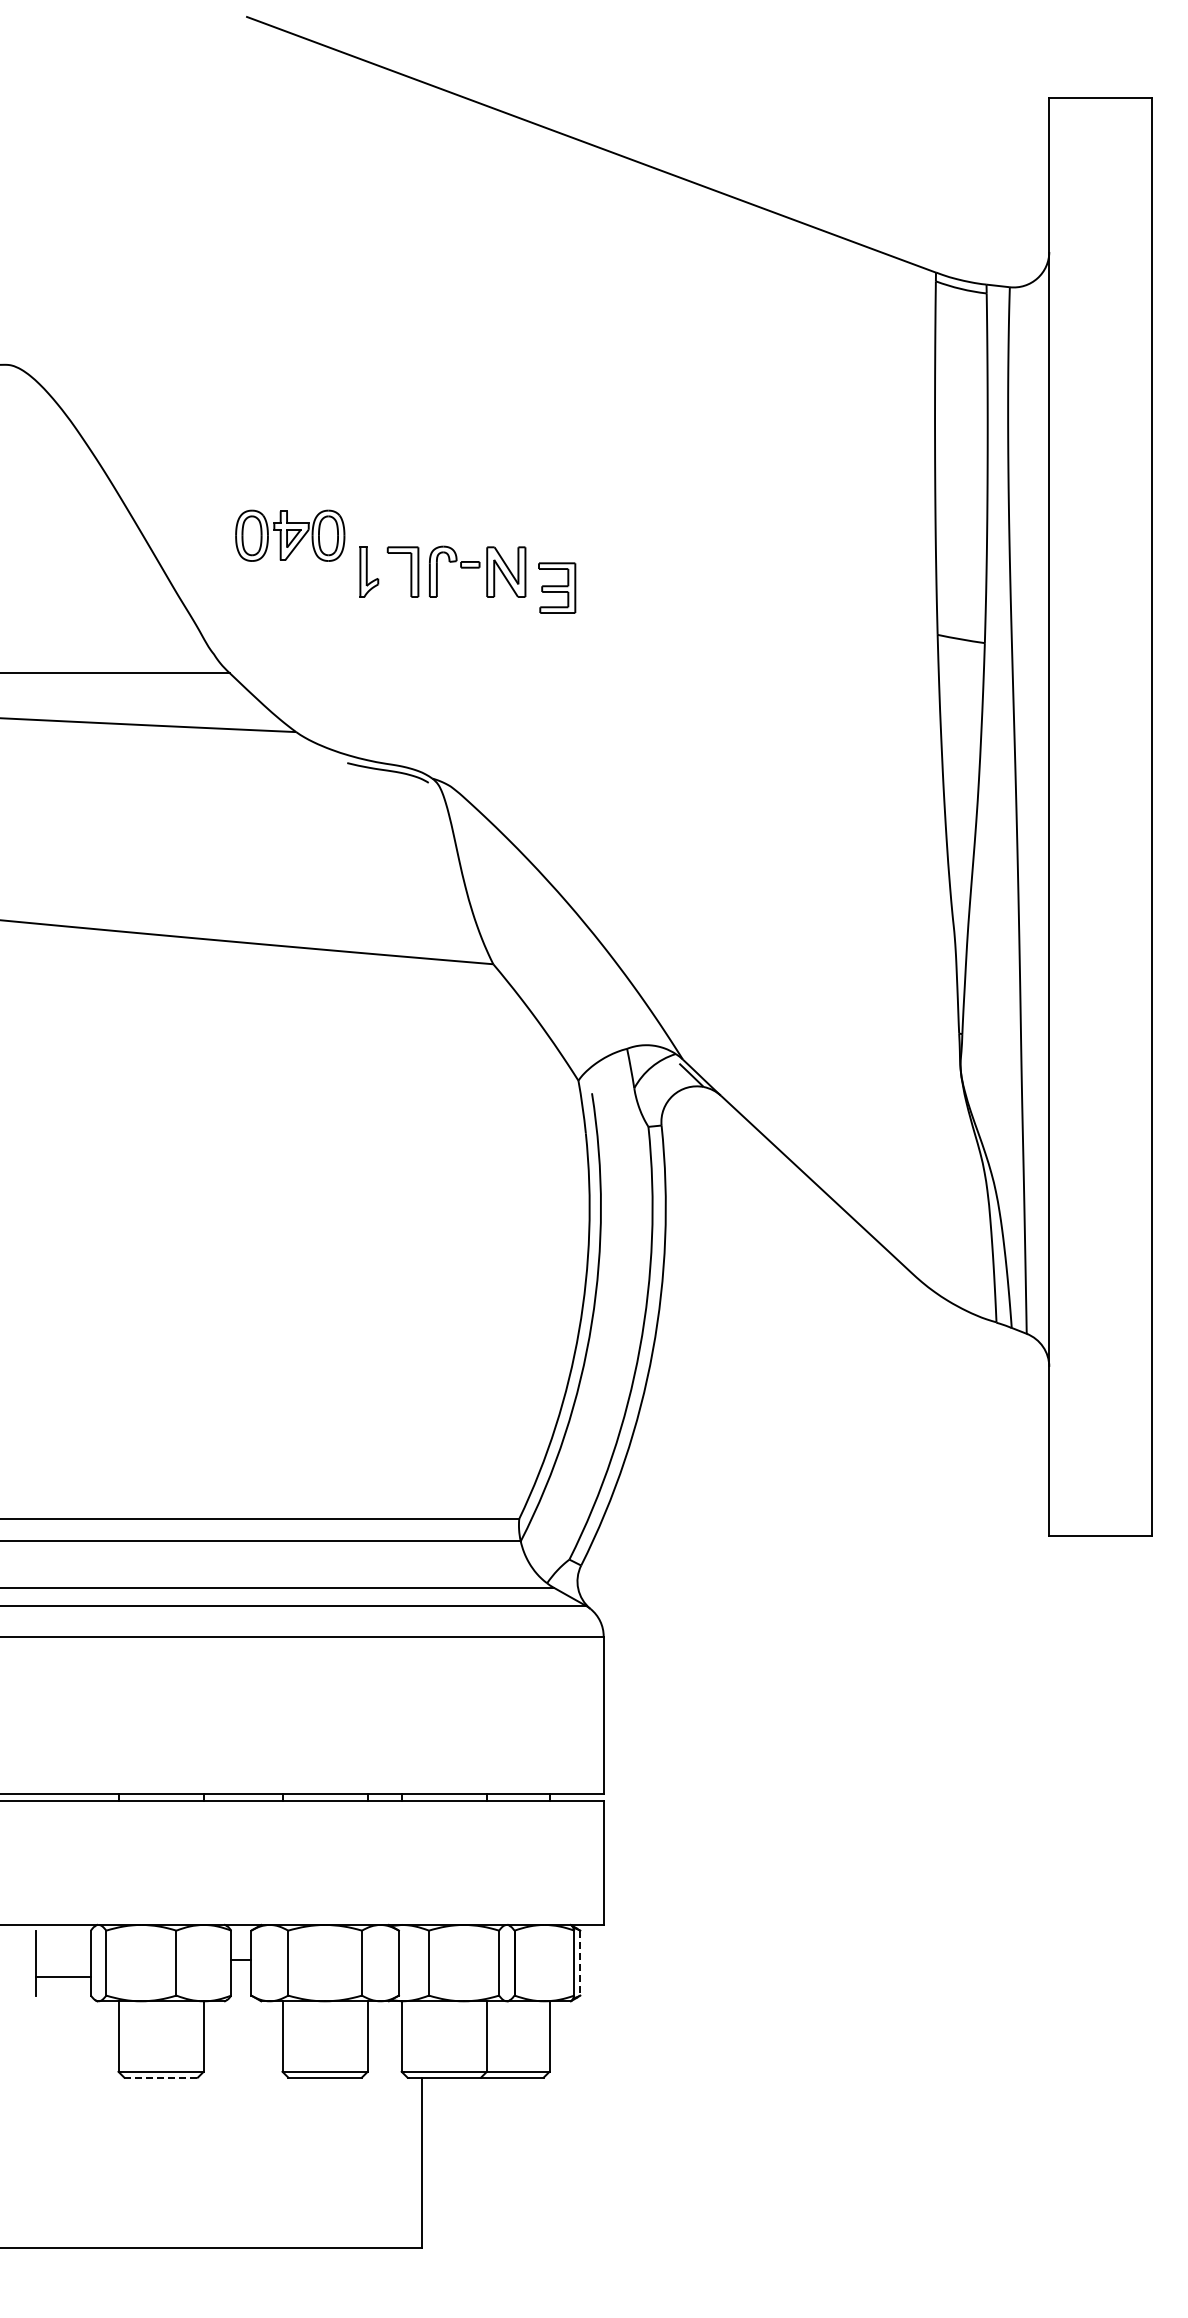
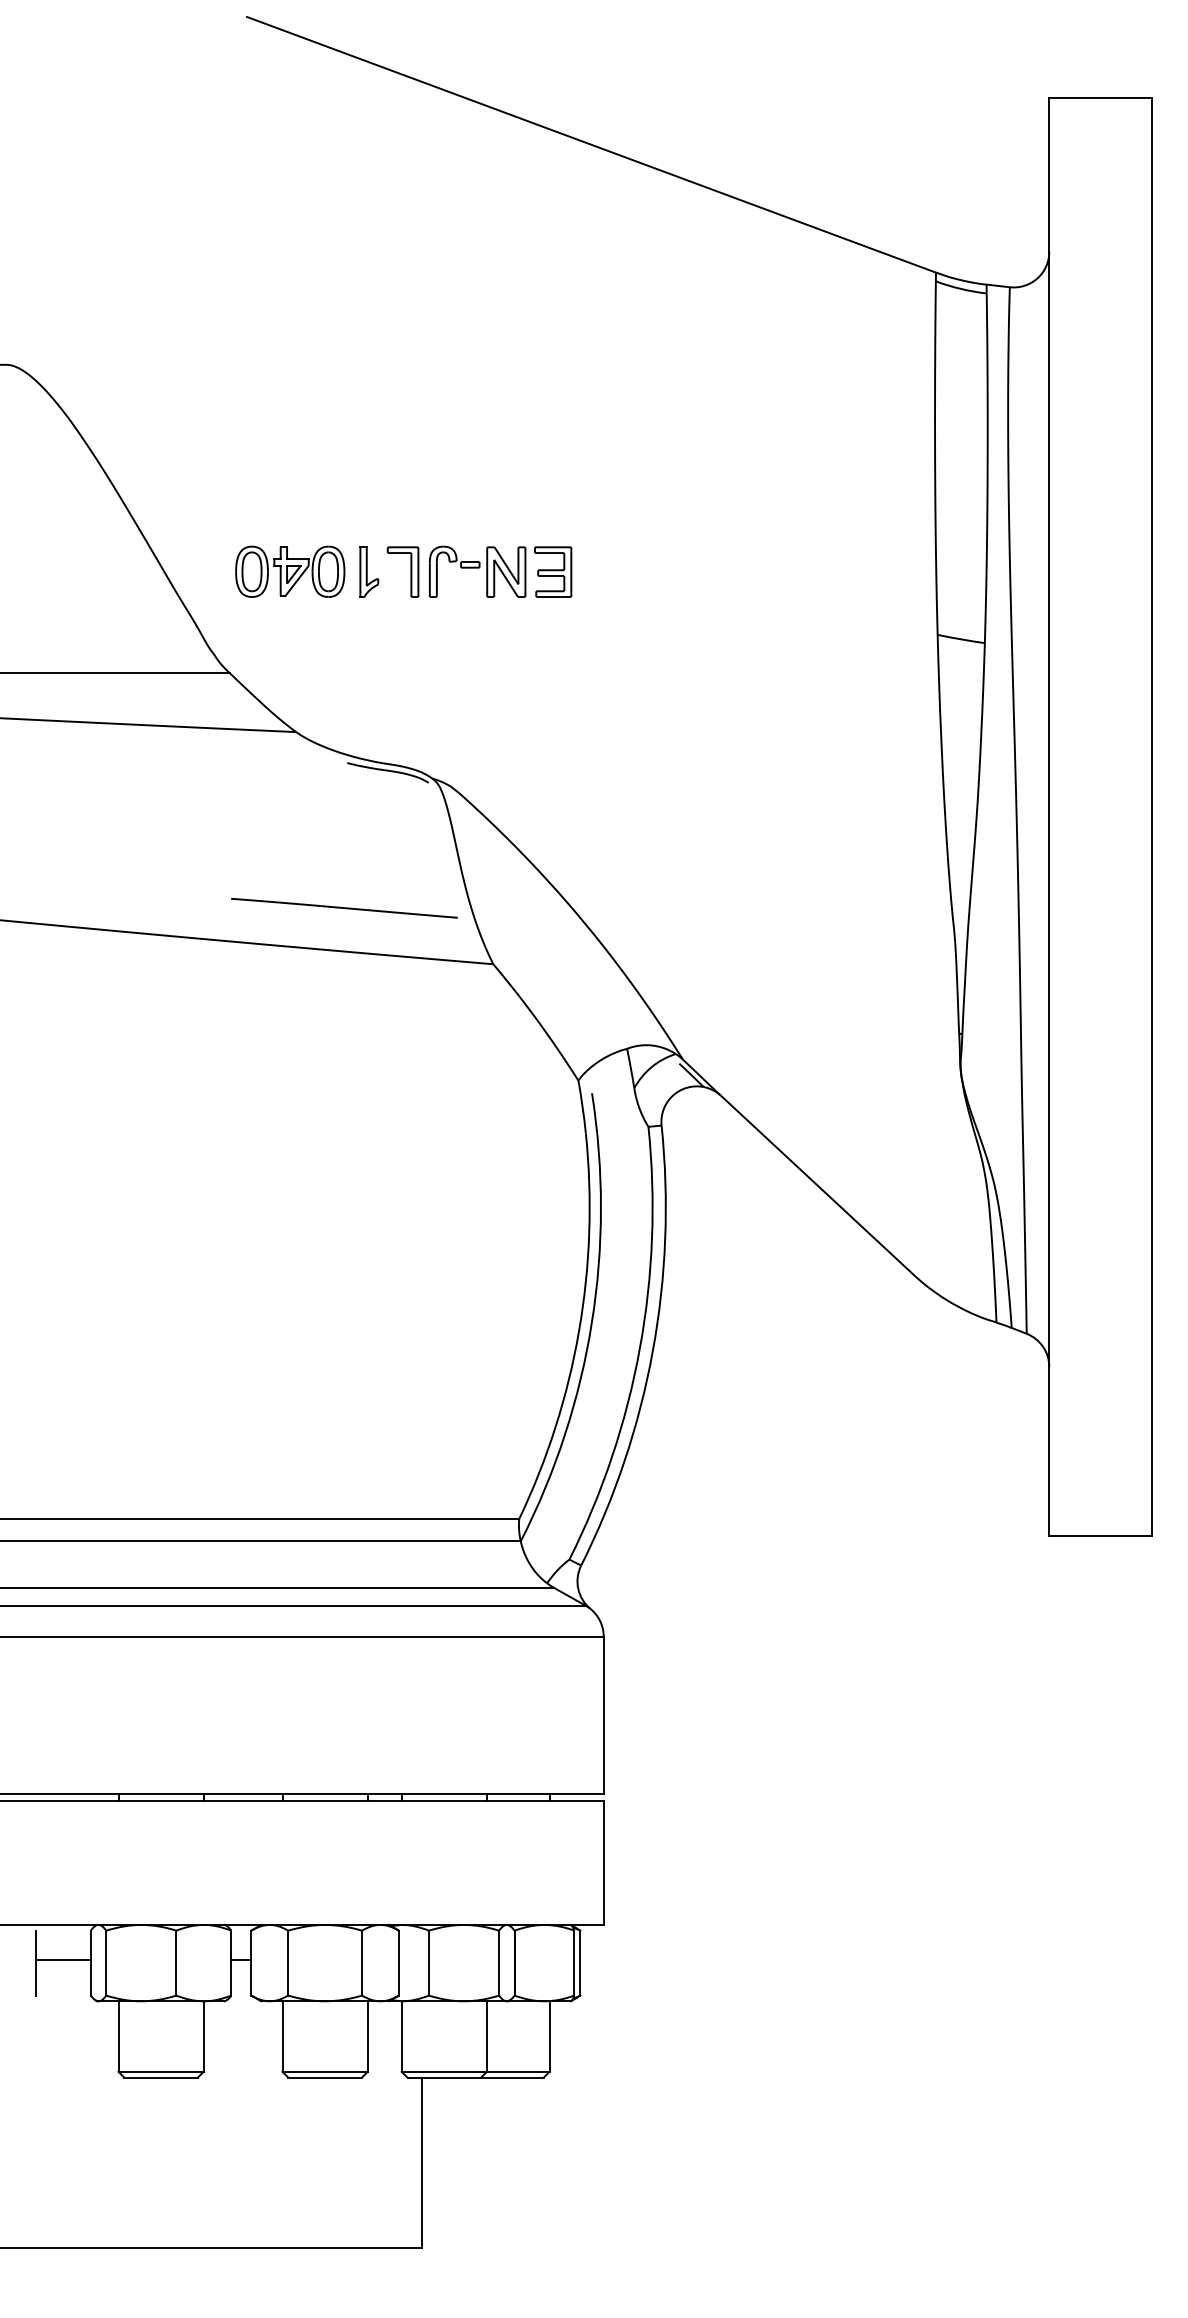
part position: (290, 535) -> (290, 571) (290, 571)
part position: (557, 587) -> (553, 571) (553, 571)
line: none -> present (344, 907)
line: dashed -> solid (580, 1963)
line position: (62, 1977) -> (62, 1960) (62, 1960)
line: dashed -> solid (161, 2077)
